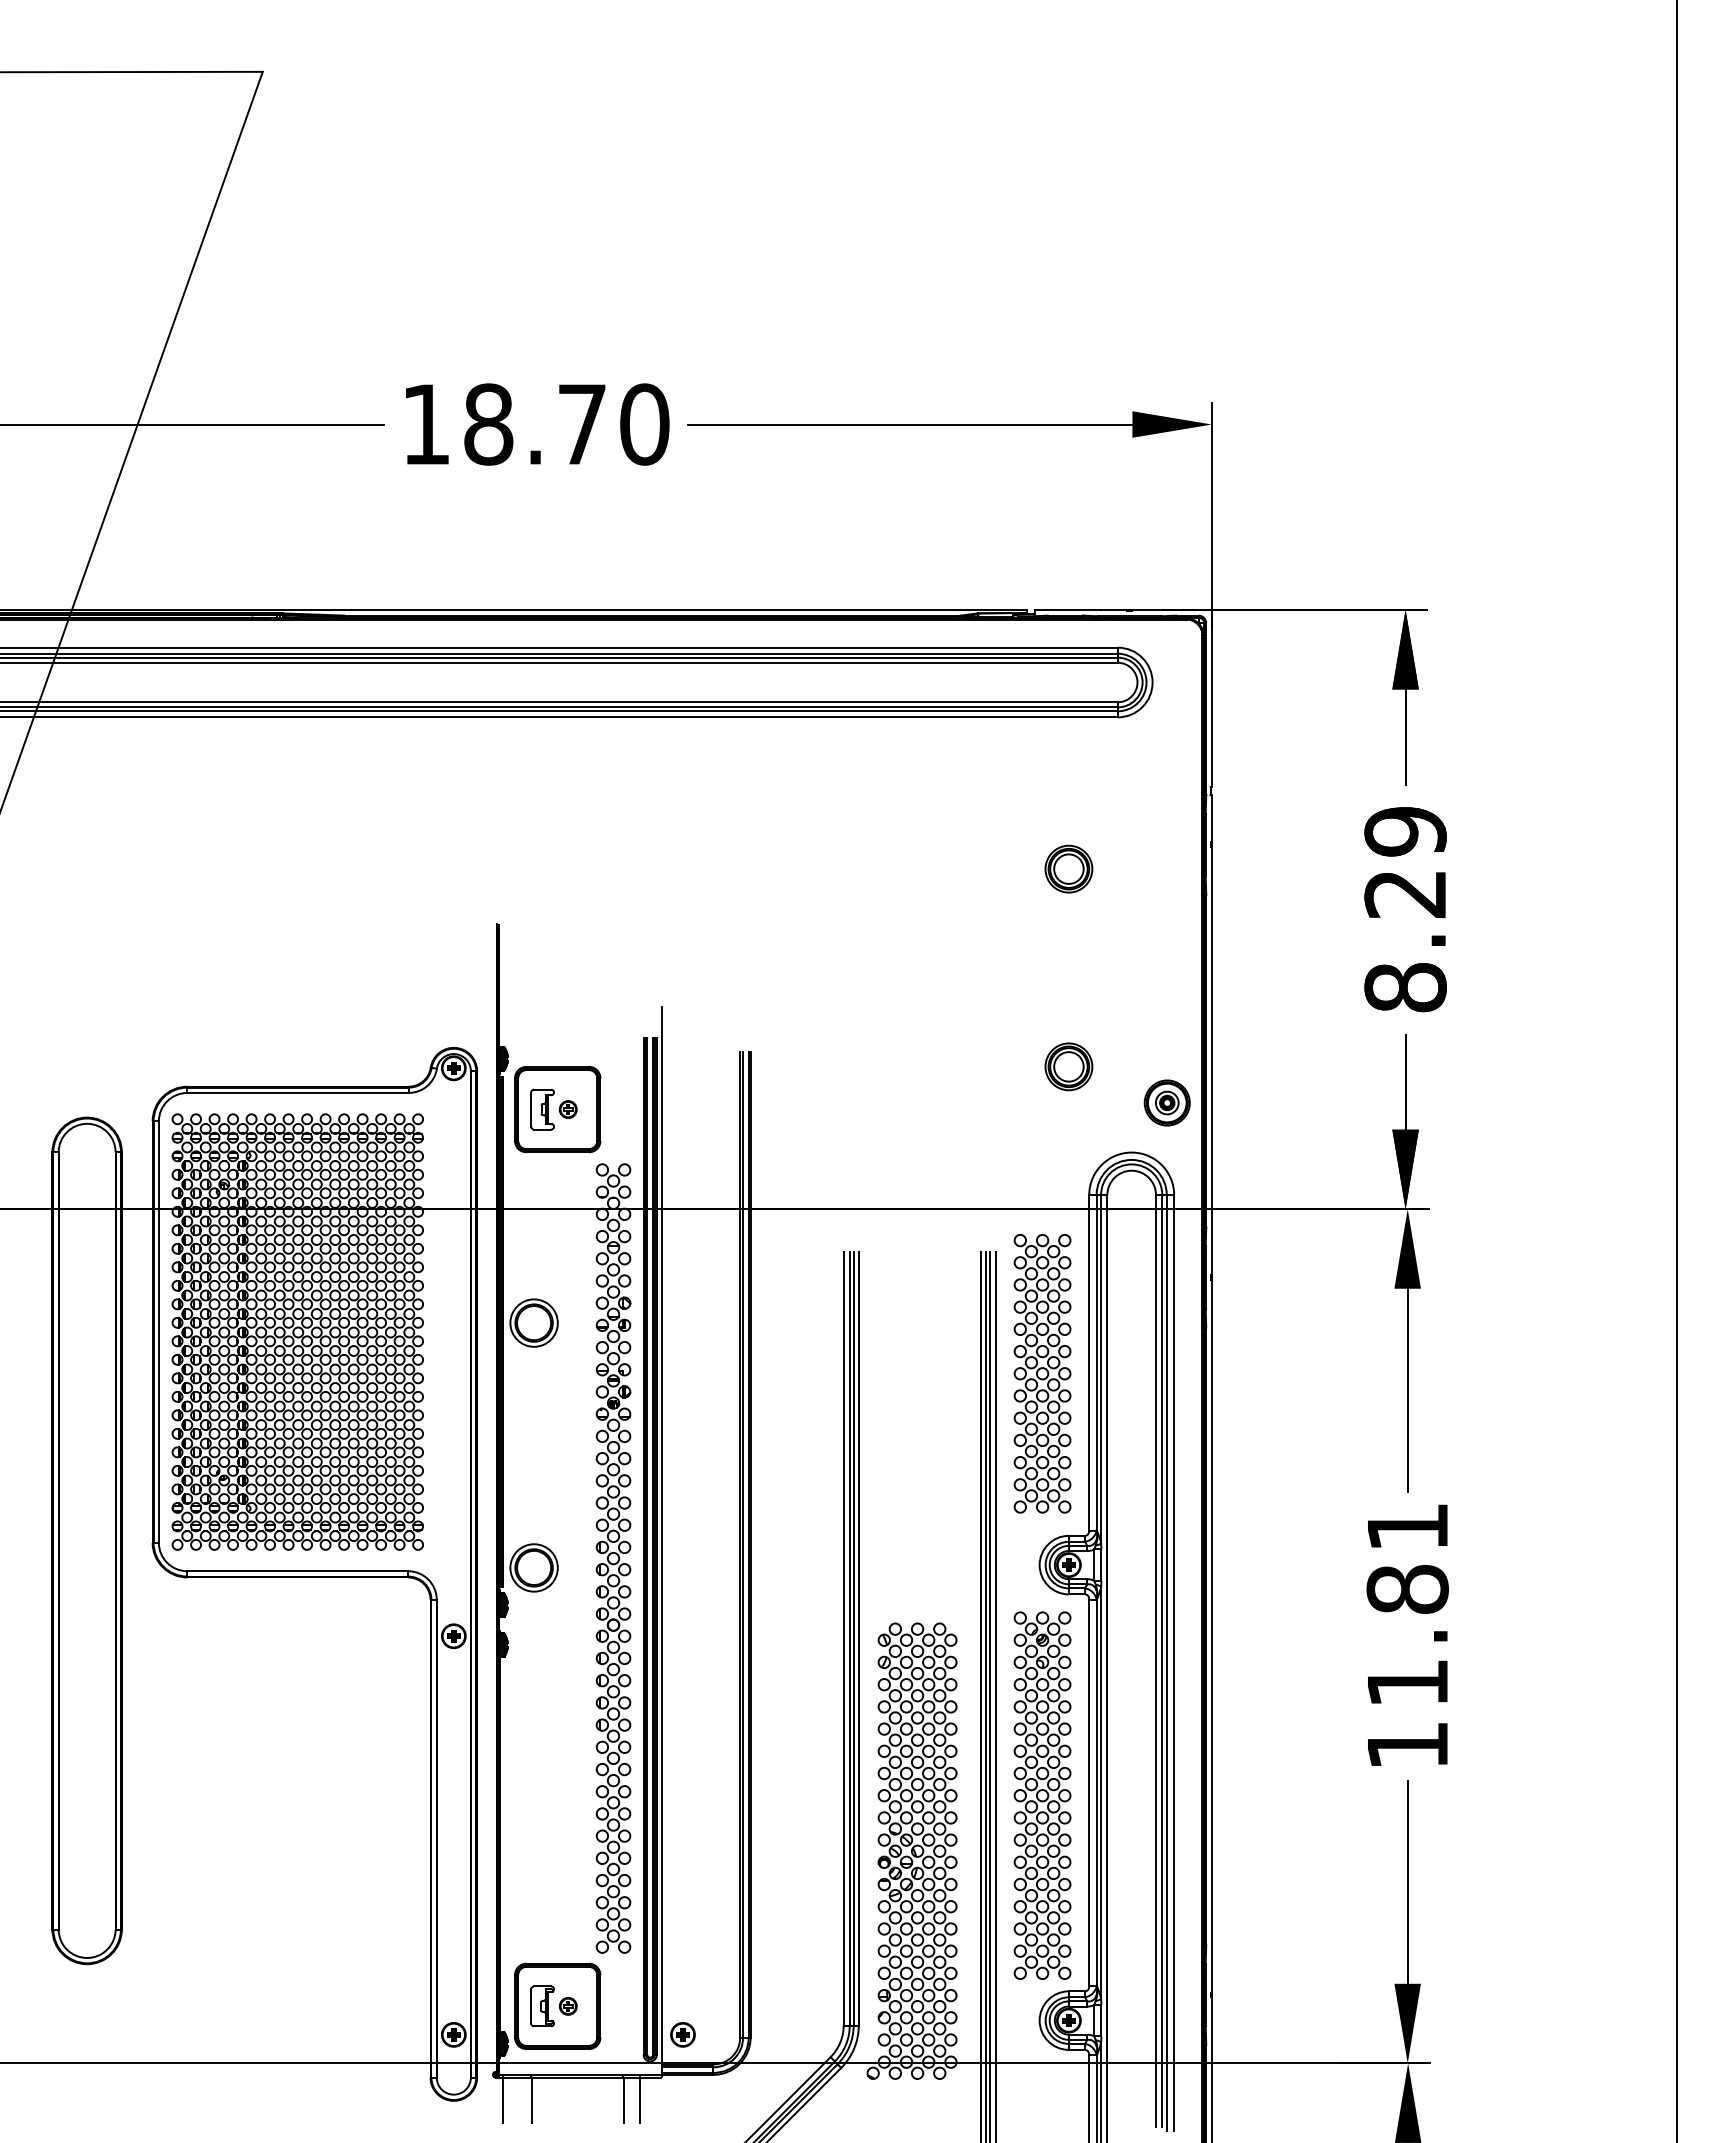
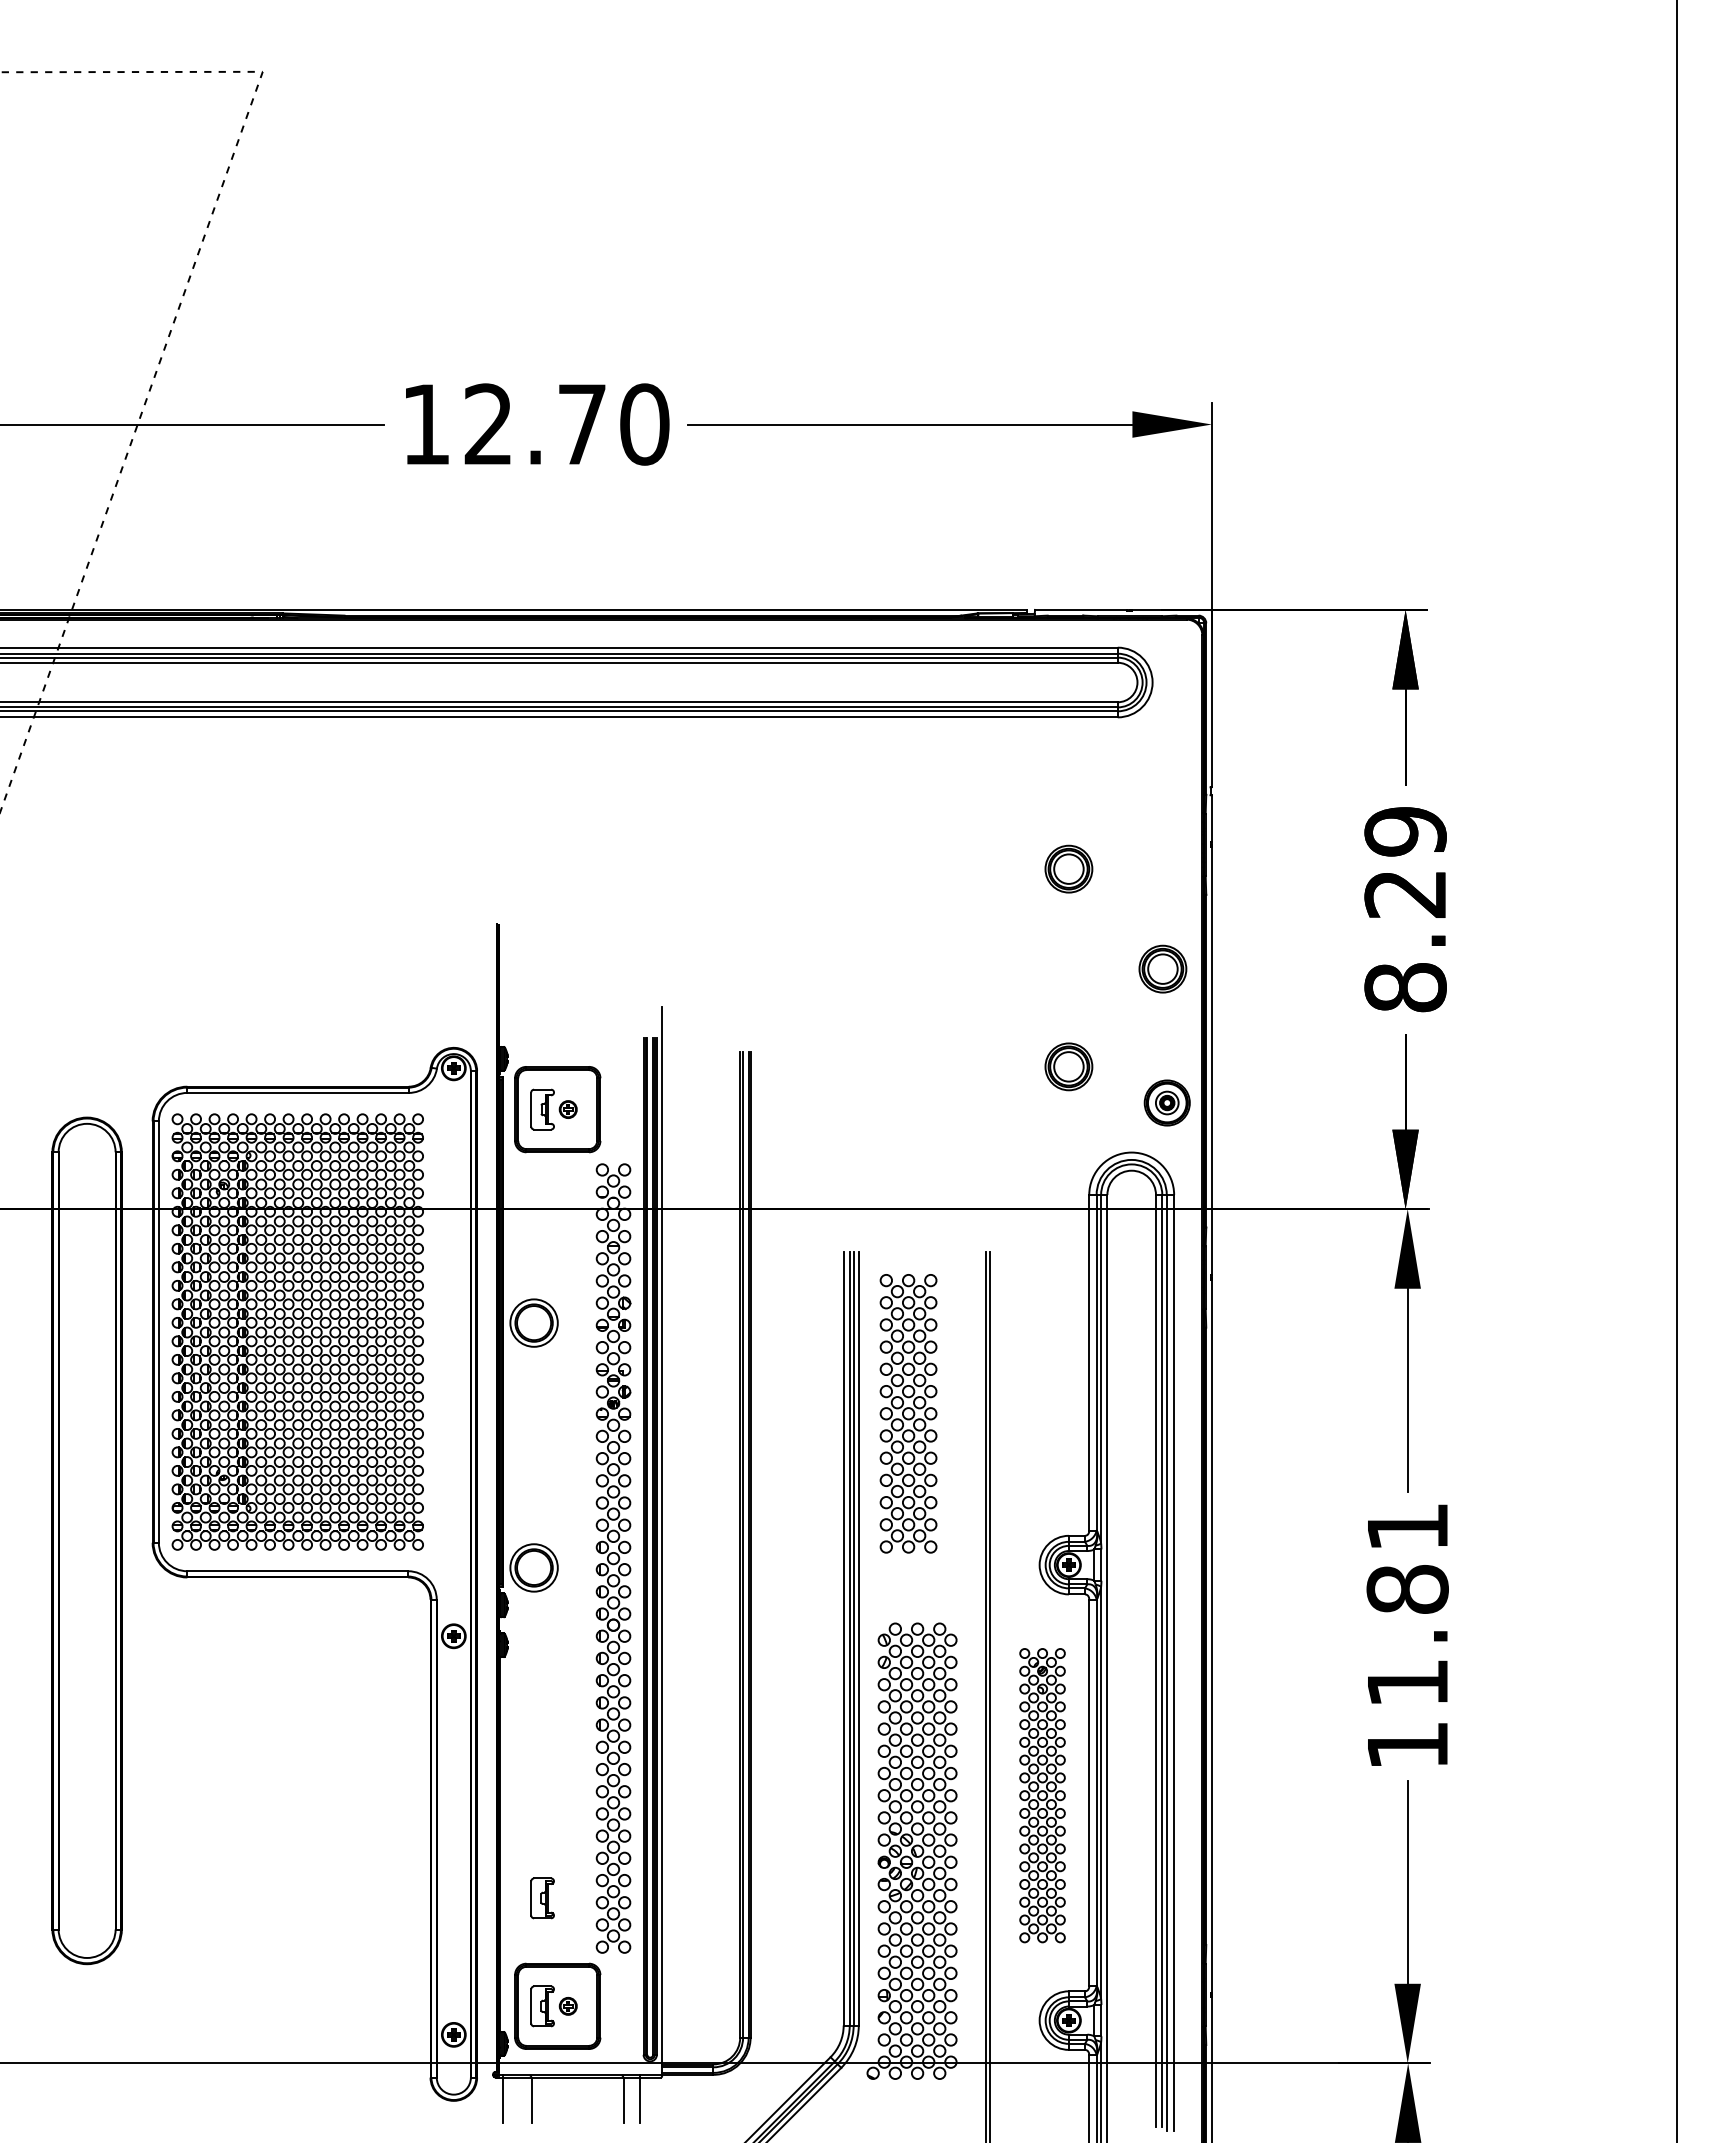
line: solid -> dashed (175, 318)
text: 18.70 -> 12.70 (488, 424)
part: none -> present (1162, 968)
part position: (1042, 1373) -> (908, 1413) (908, 1413)
line: present -> none (980, 1695)
line: present -> none (996, 1695)
part size: 59x369 px -> 47x296 px (1042, 1795)
part: none -> present (542, 1898)
part: present -> none (682, 2034)
